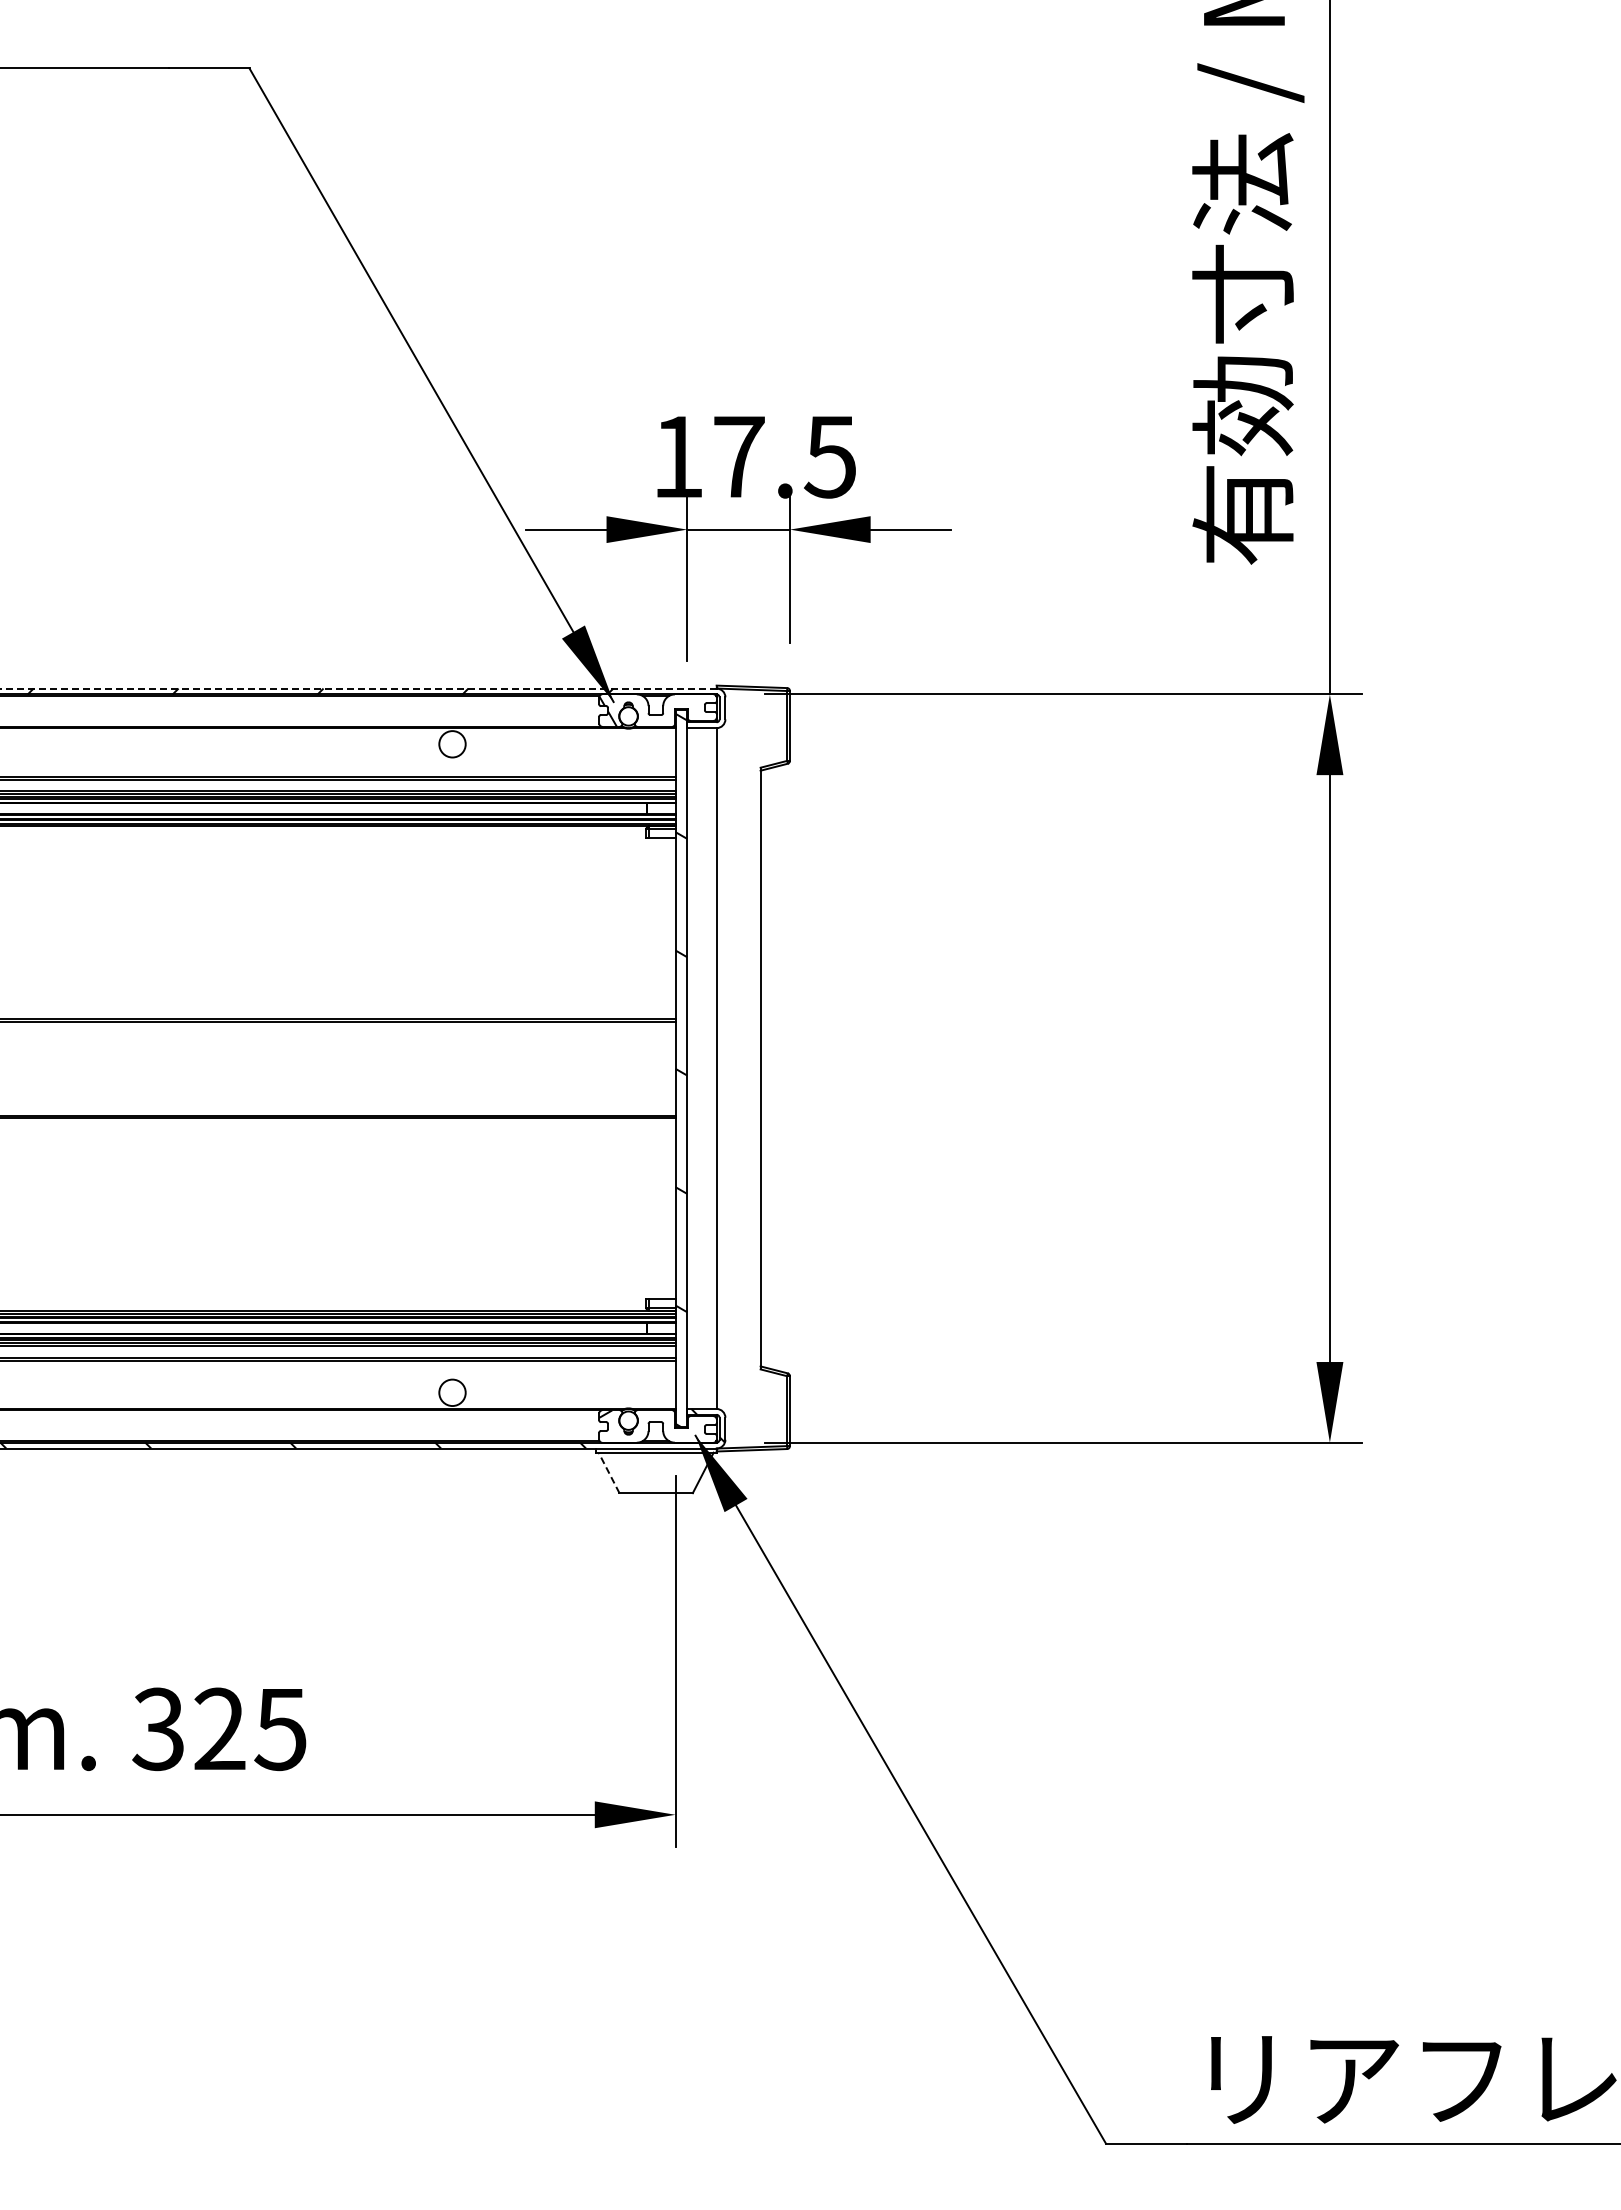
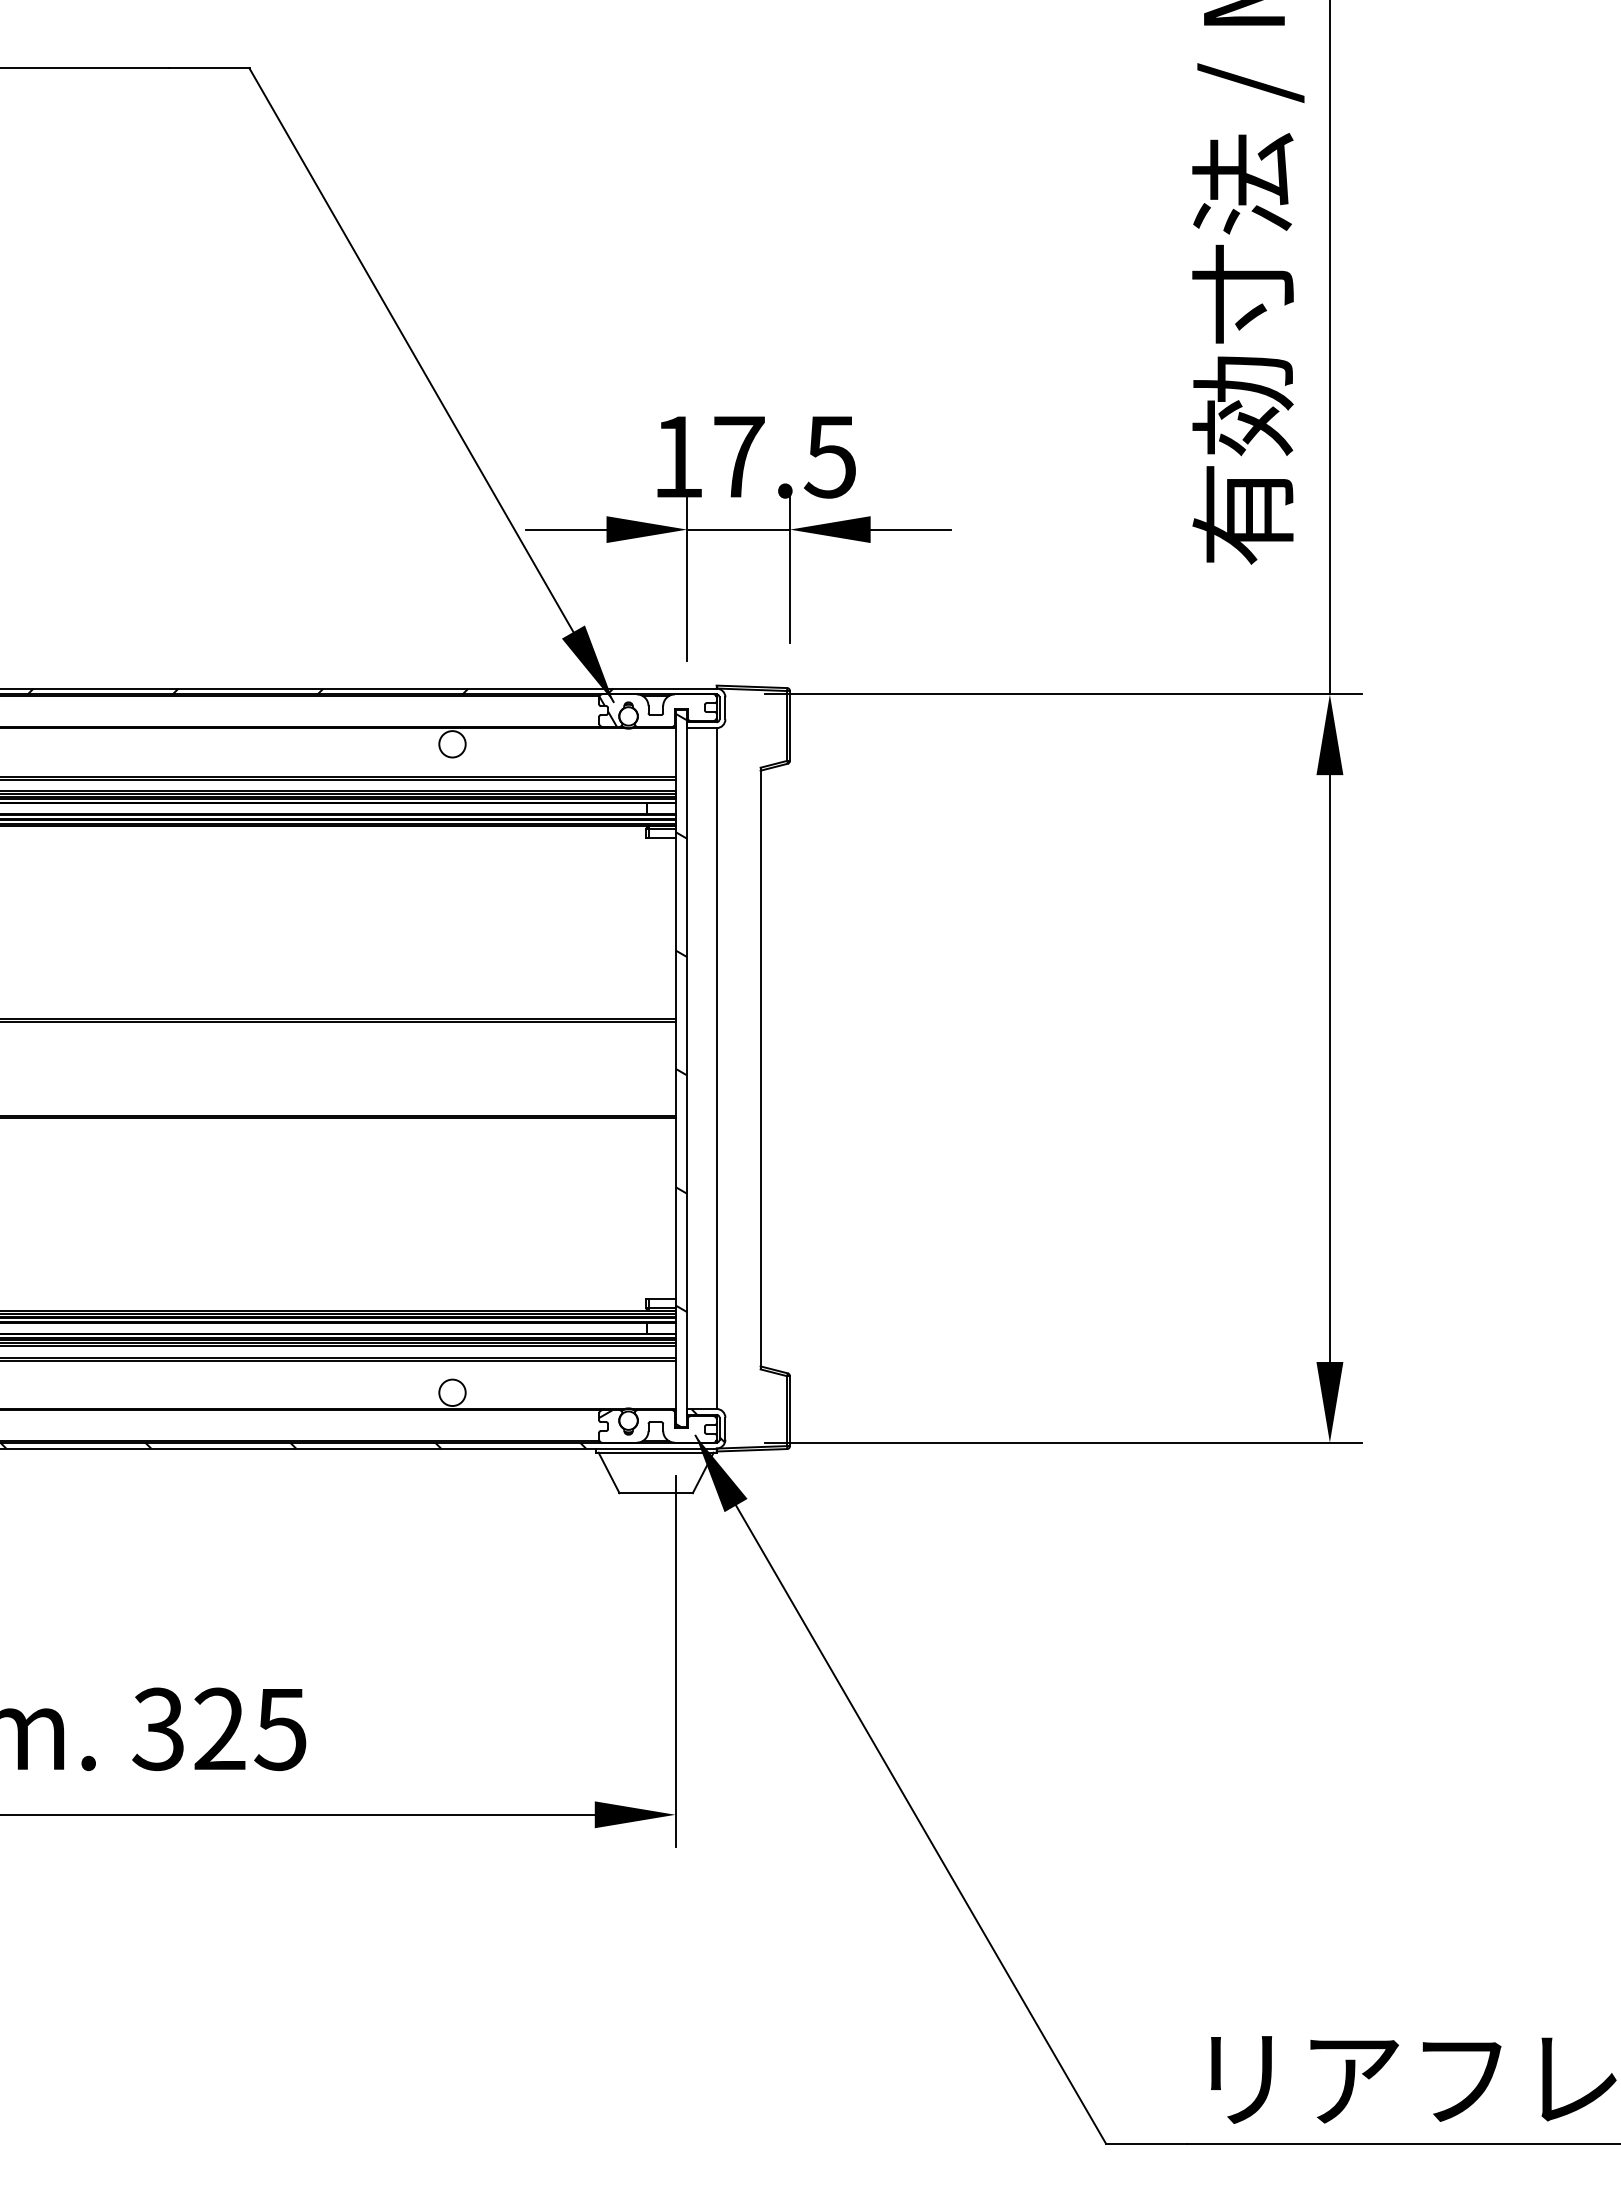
line: dashed -> solid (358, 688)
line: dashed -> solid (609, 1472)
